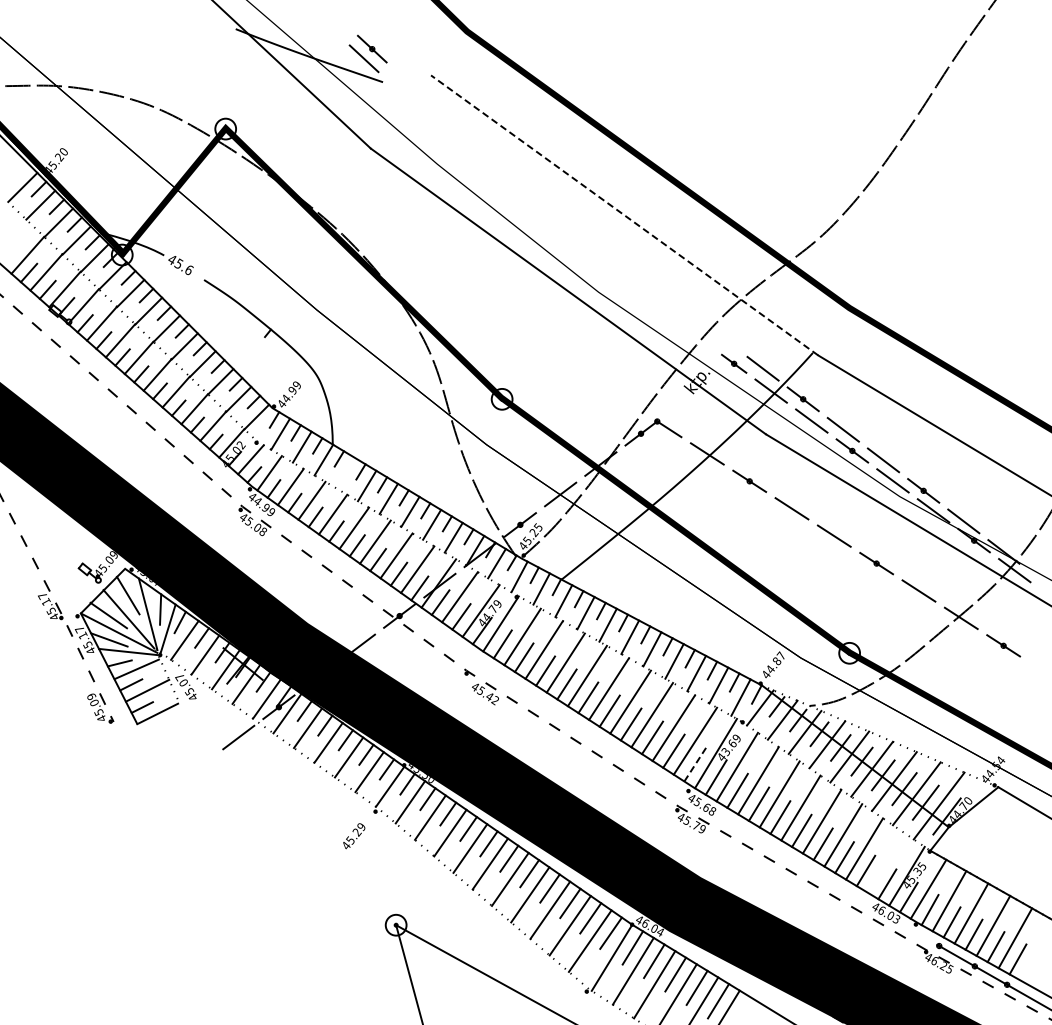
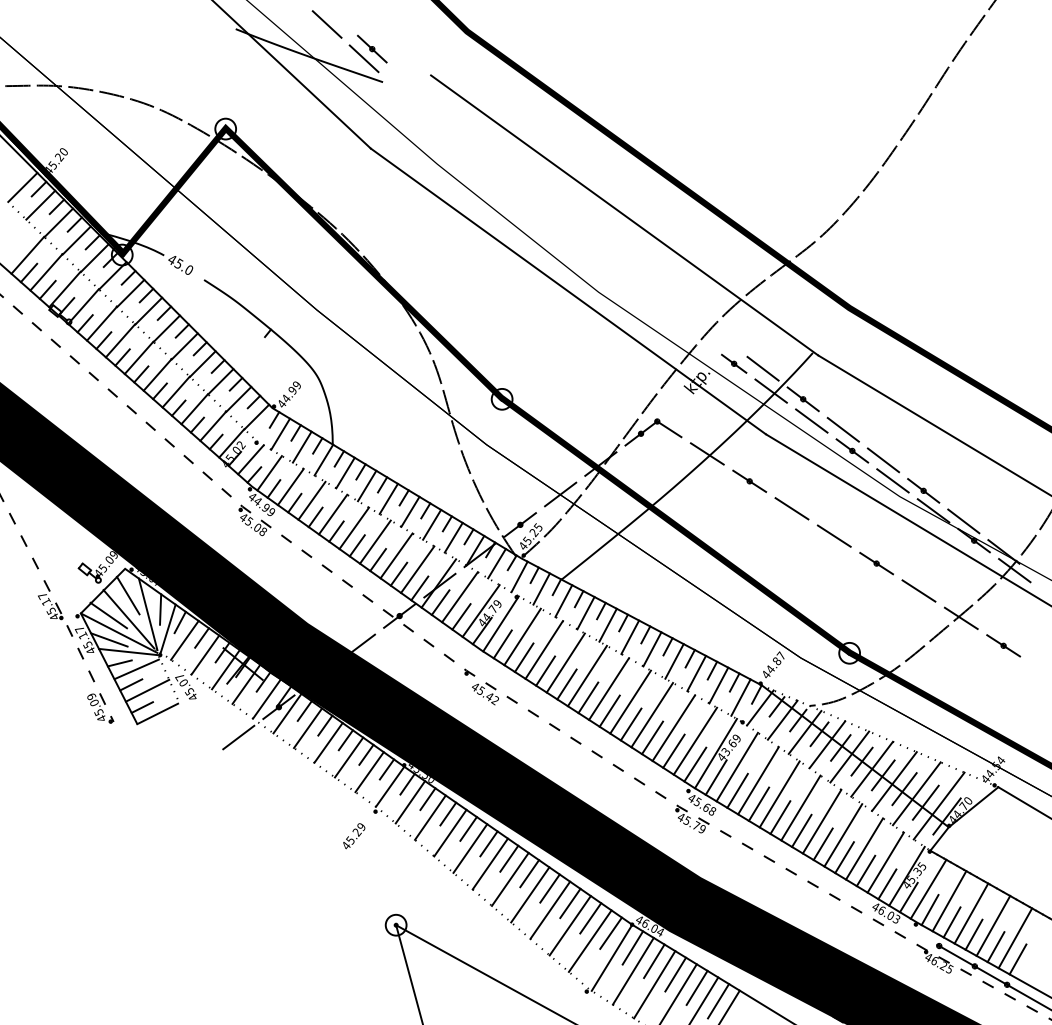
line: none -> present (327, 24)
line: dashed -> solid (624, 215)
text: 45.6 -> 45.0 (190, 270)
line: none -> present (345, 472)
line: dashed -> solid (695, 764)
line: none -> present (885, 862)
